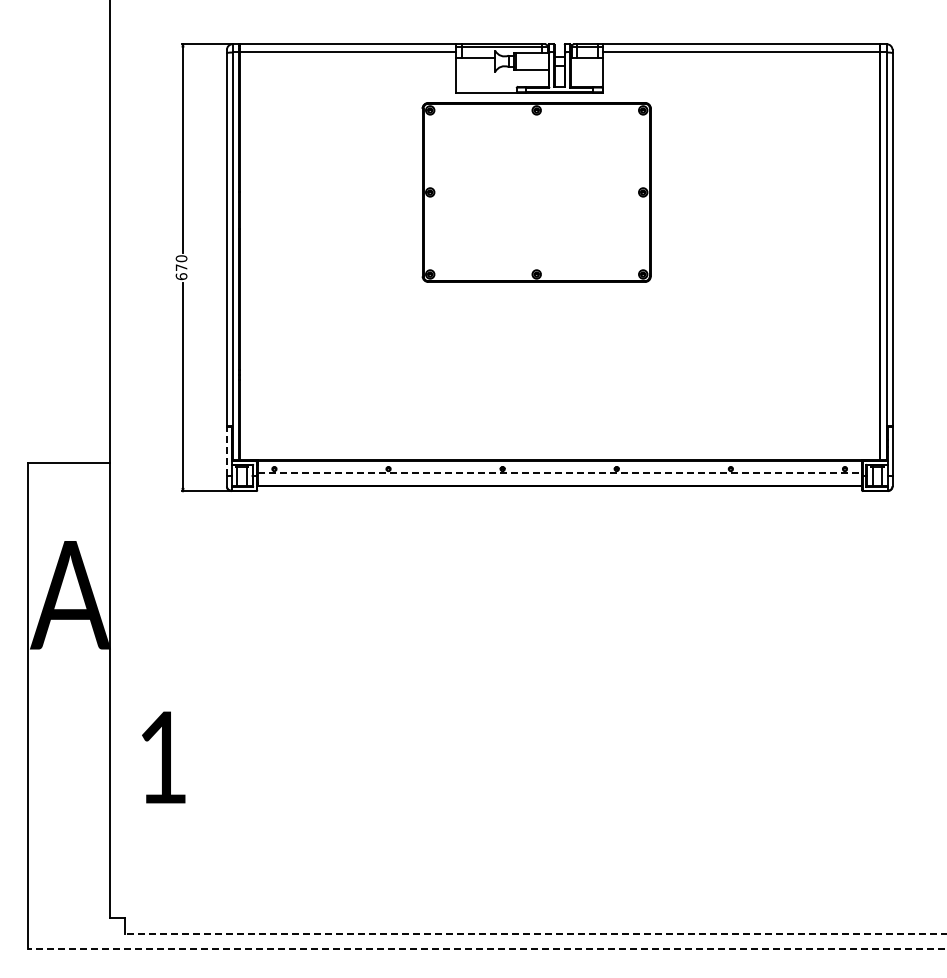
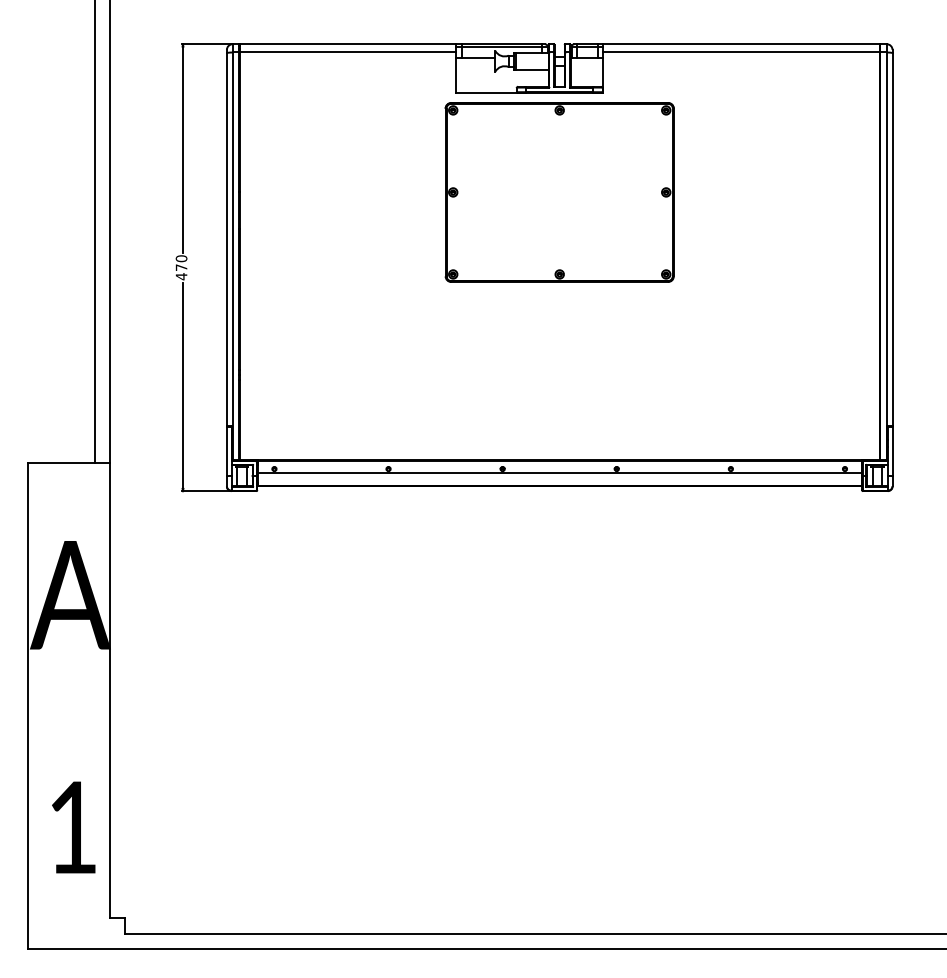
part position: (536, 192) -> (559, 192) (559, 192)
line: none -> present (94, 232)
text: 670 -> 470 (181, 276)
line: dashed -> solid (226, 451)
line: dashed -> solid (559, 473)
text position: (163, 757) -> (73, 827) (73, 827)
line: dashed -> solid (535, 933)
line: dashed -> solid (487, 948)
